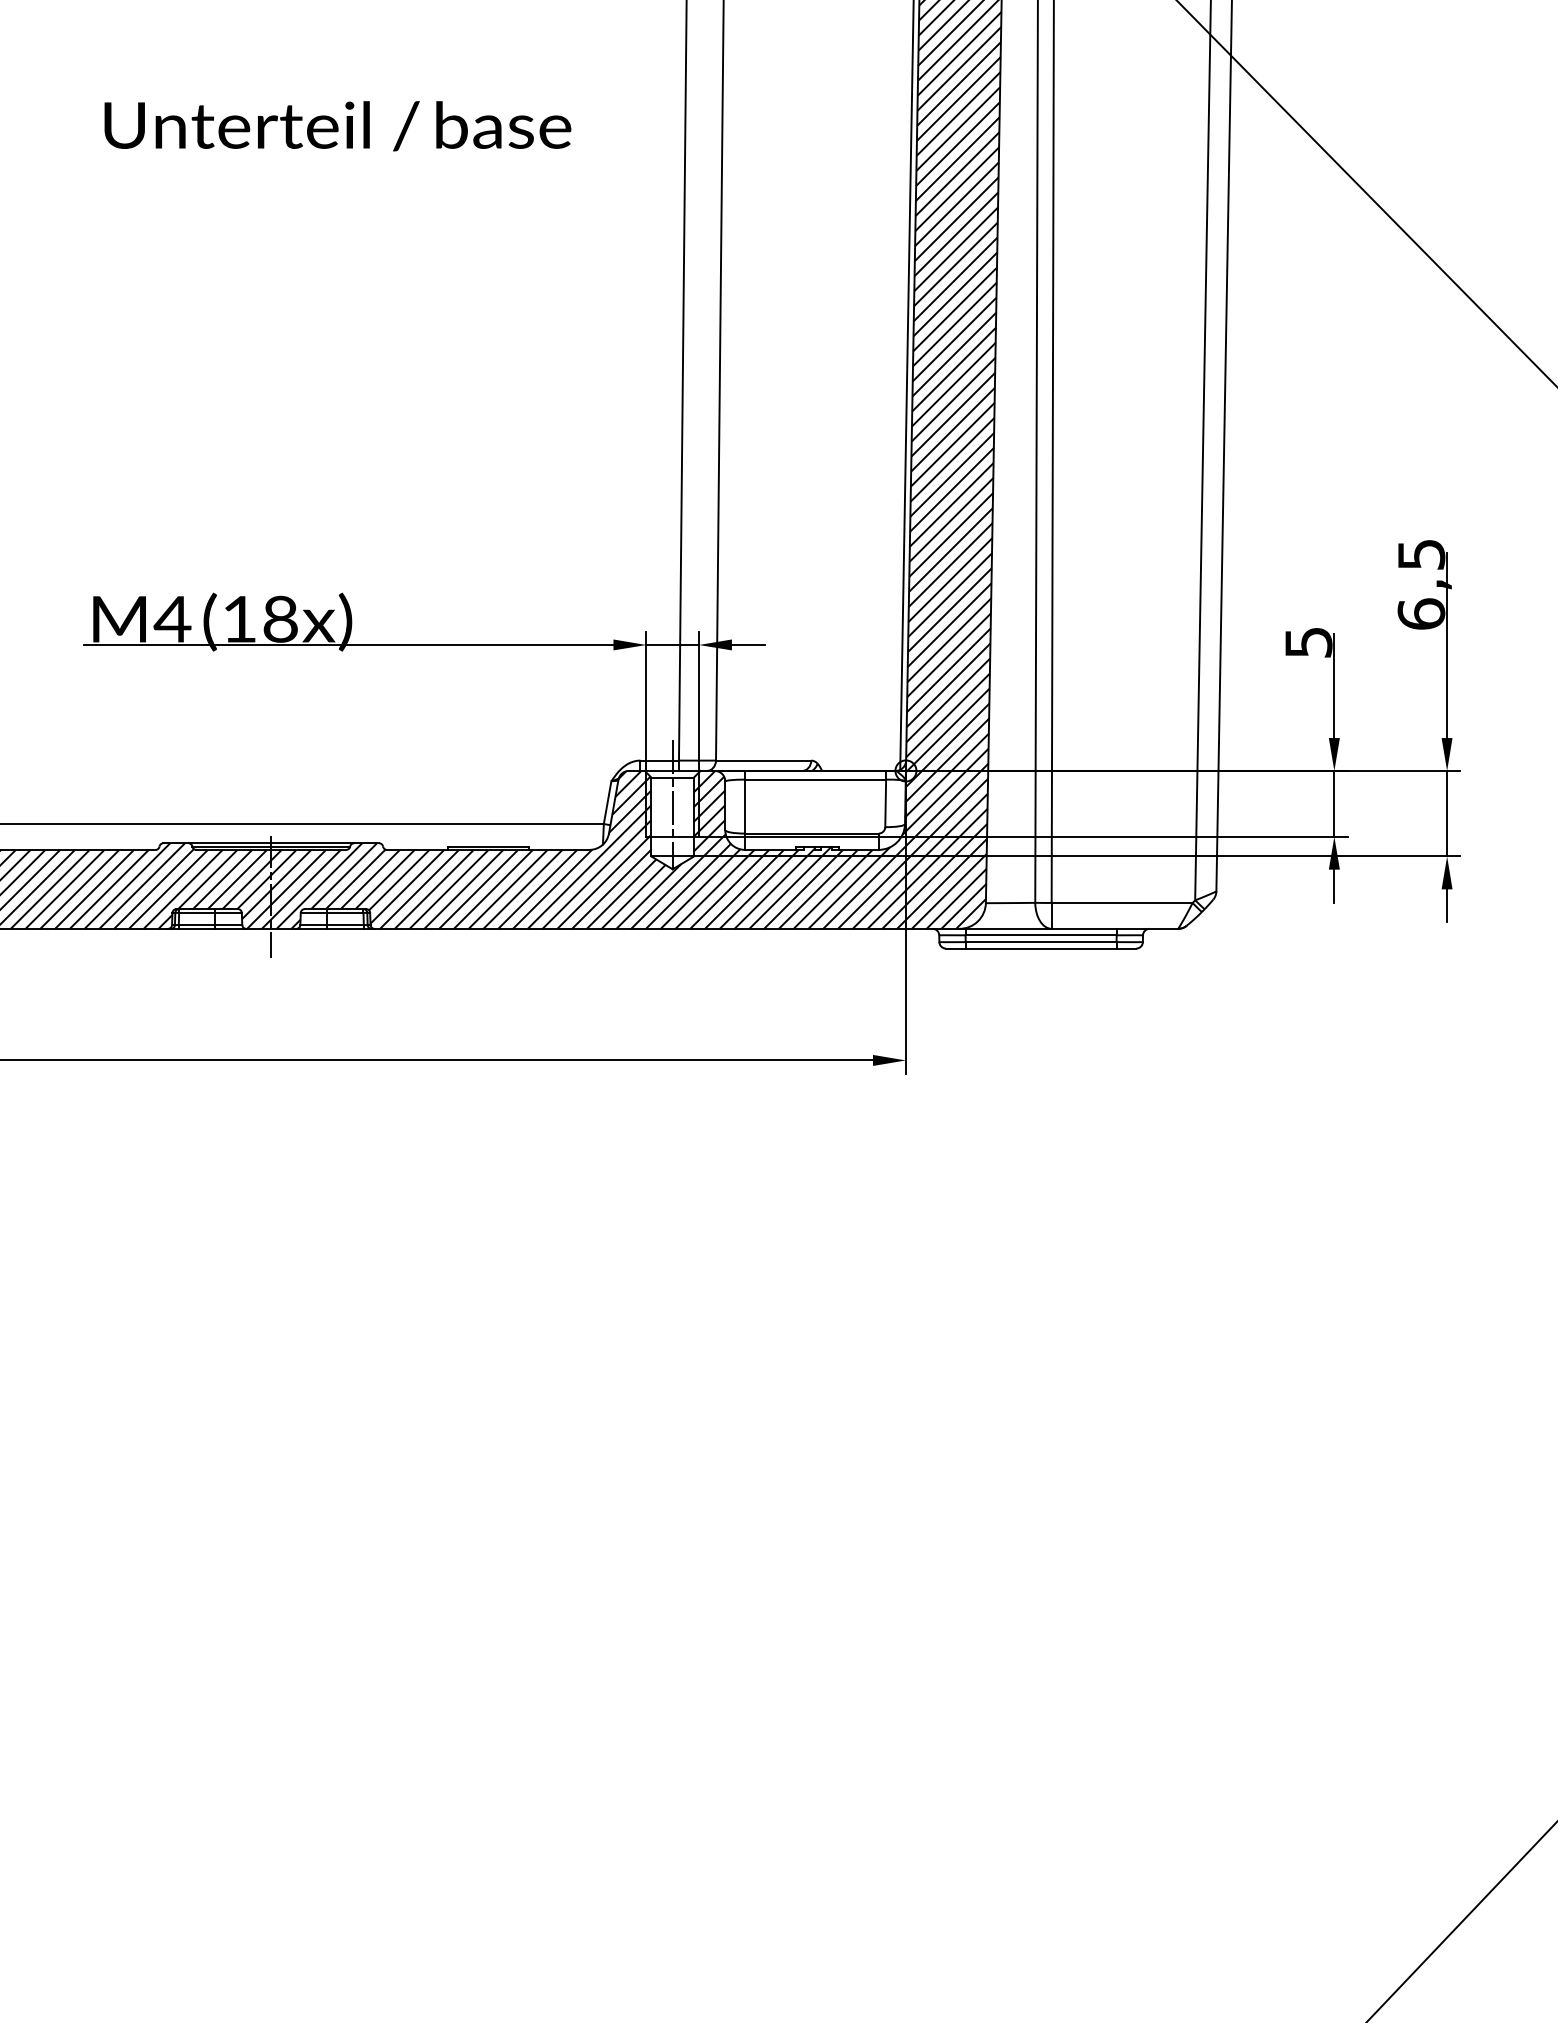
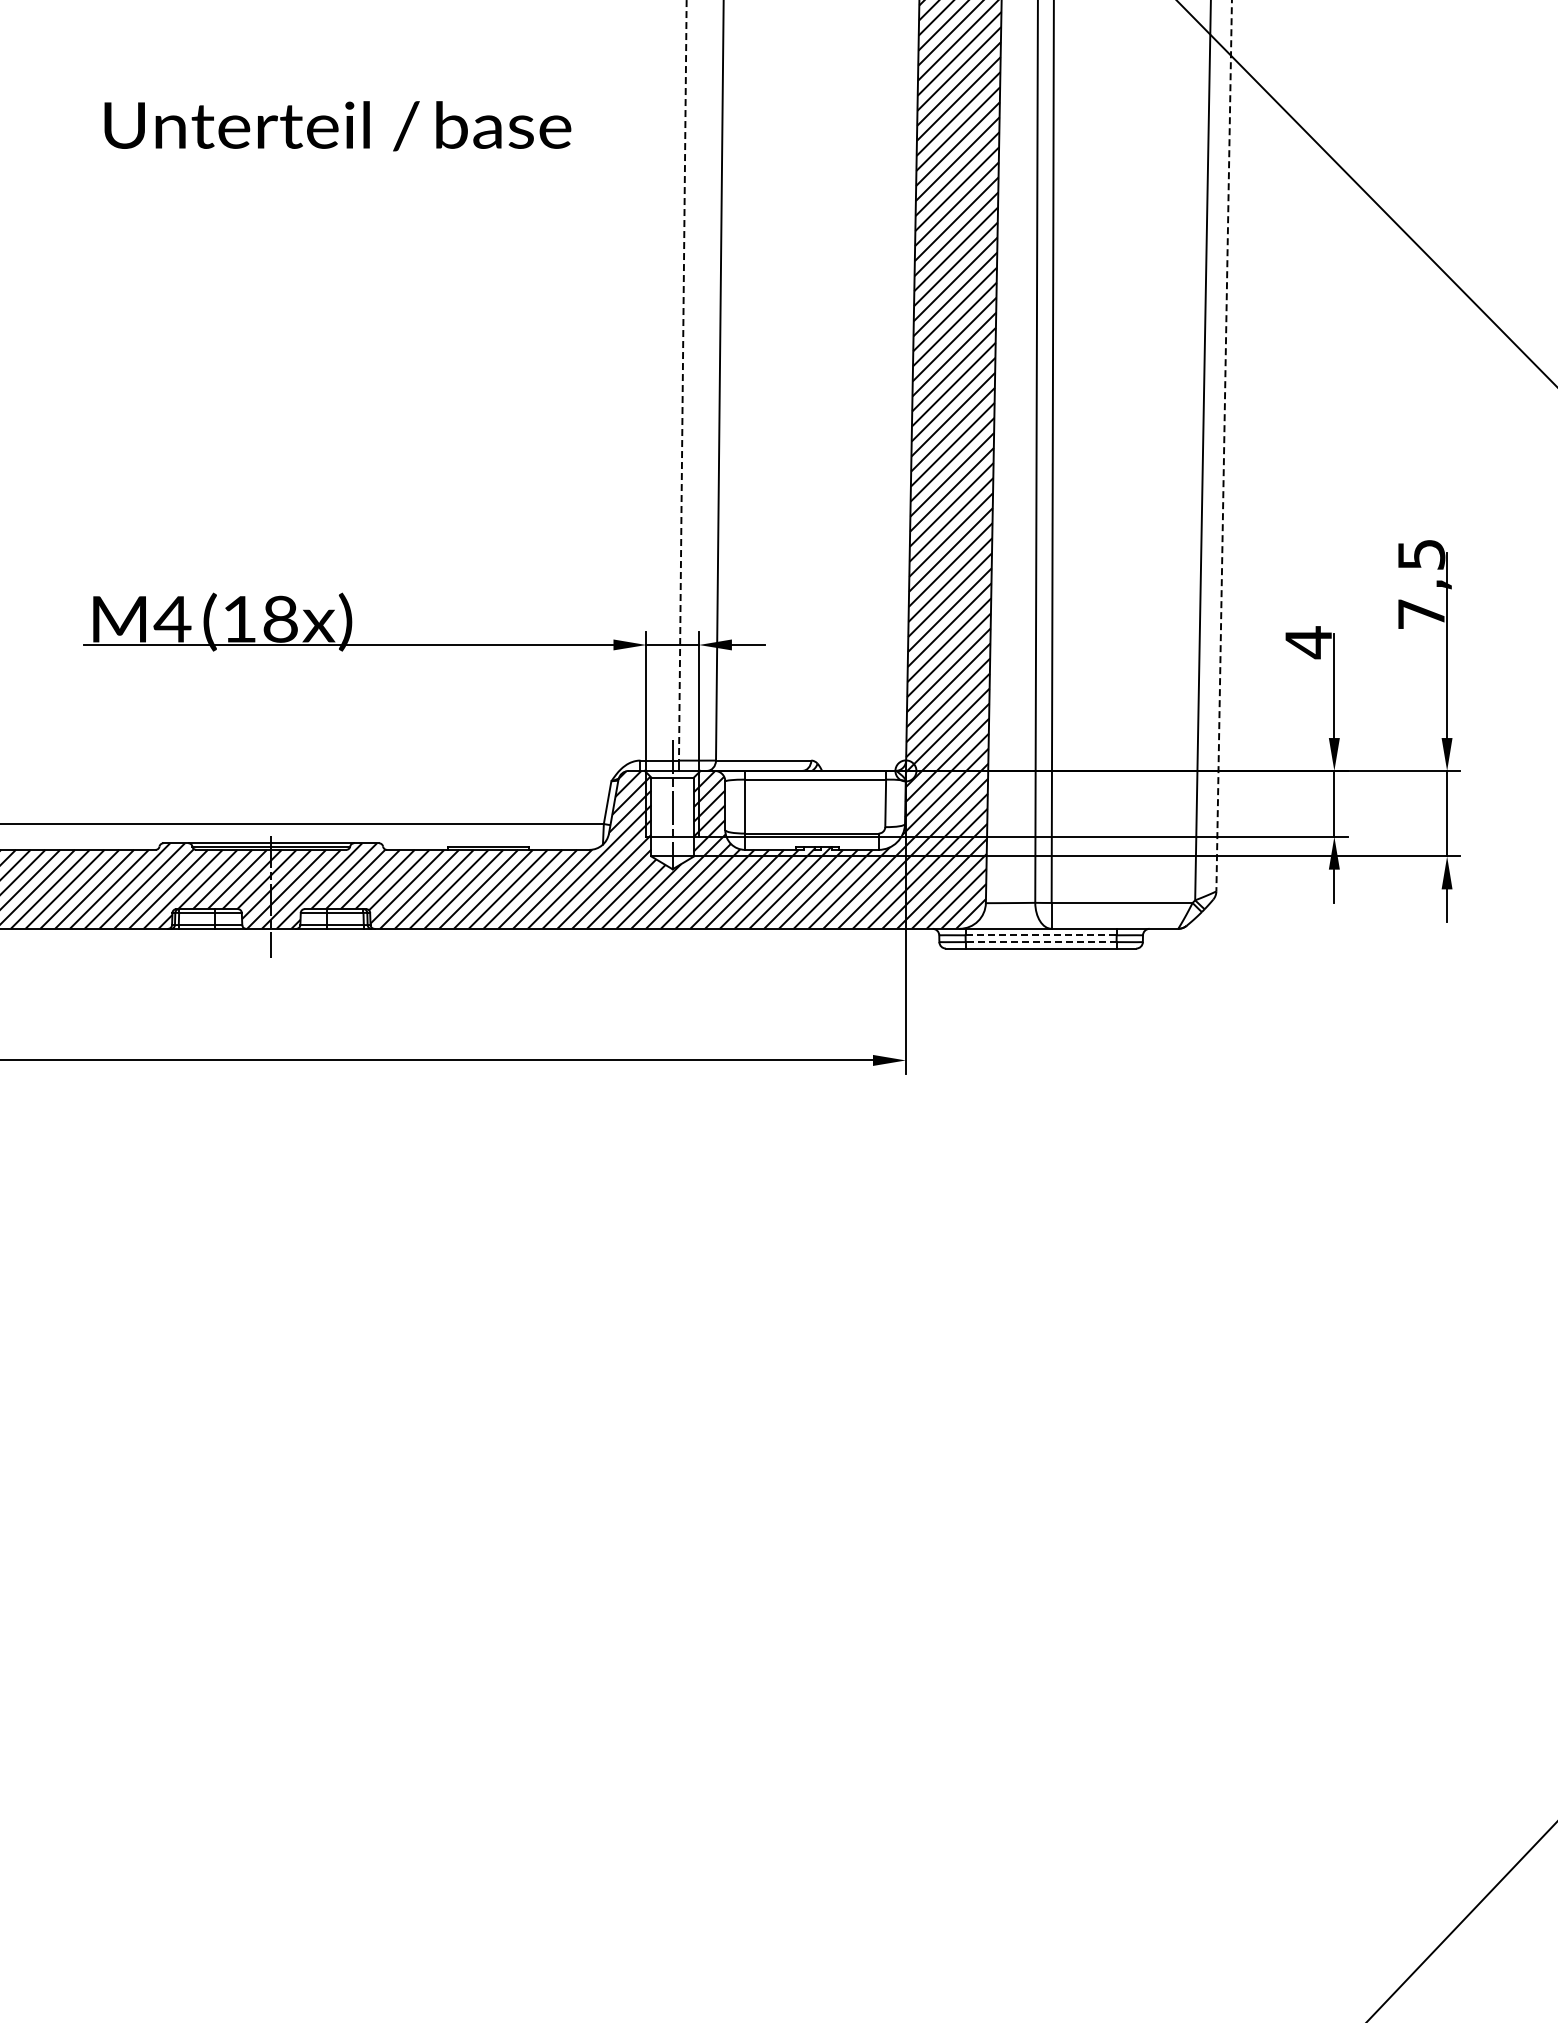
line: solid -> dashed (682, 380)
line: present -> none (906, 385)
line: solid -> dashed (1224, 445)
text: 6,5 -> 7,5 (1421, 613)
text: 5 -> 4 (1308, 642)
line: solid -> dashed (1041, 935)
line: solid -> dashed (1040, 942)
